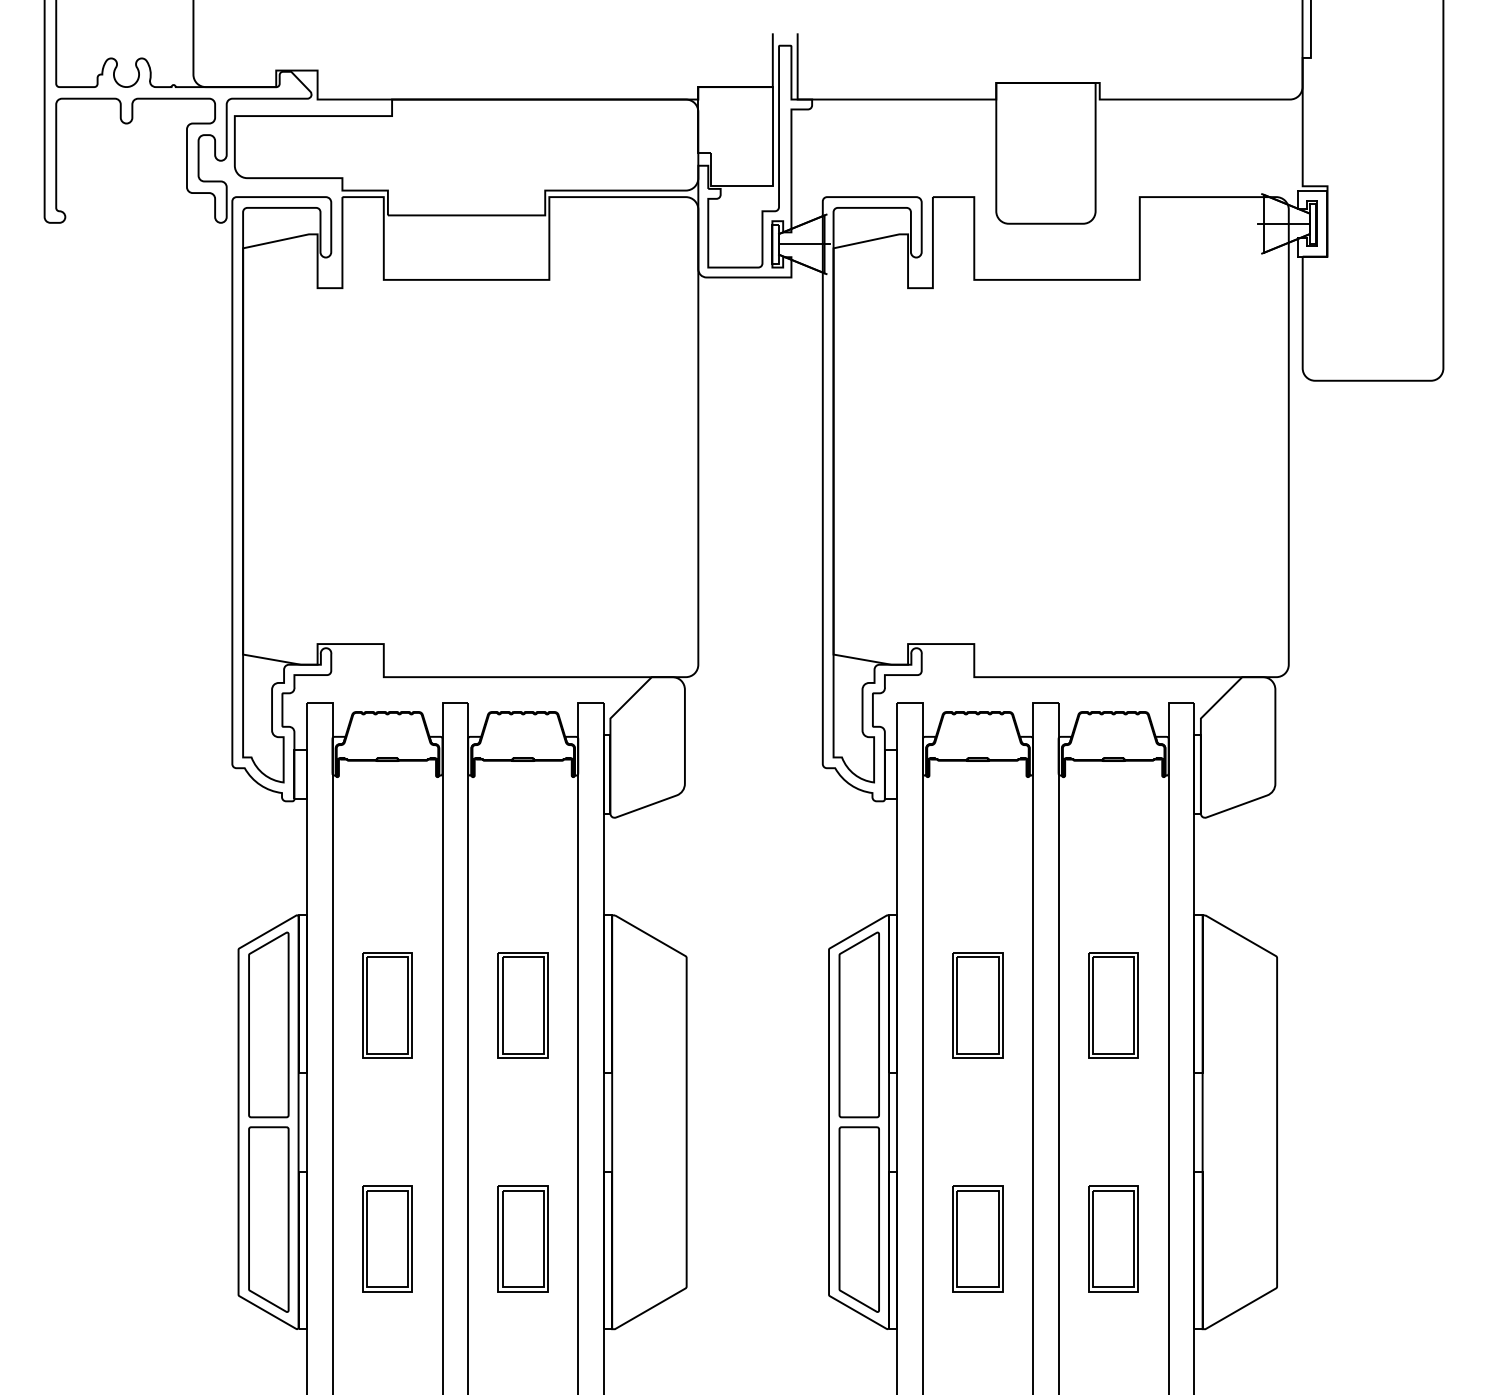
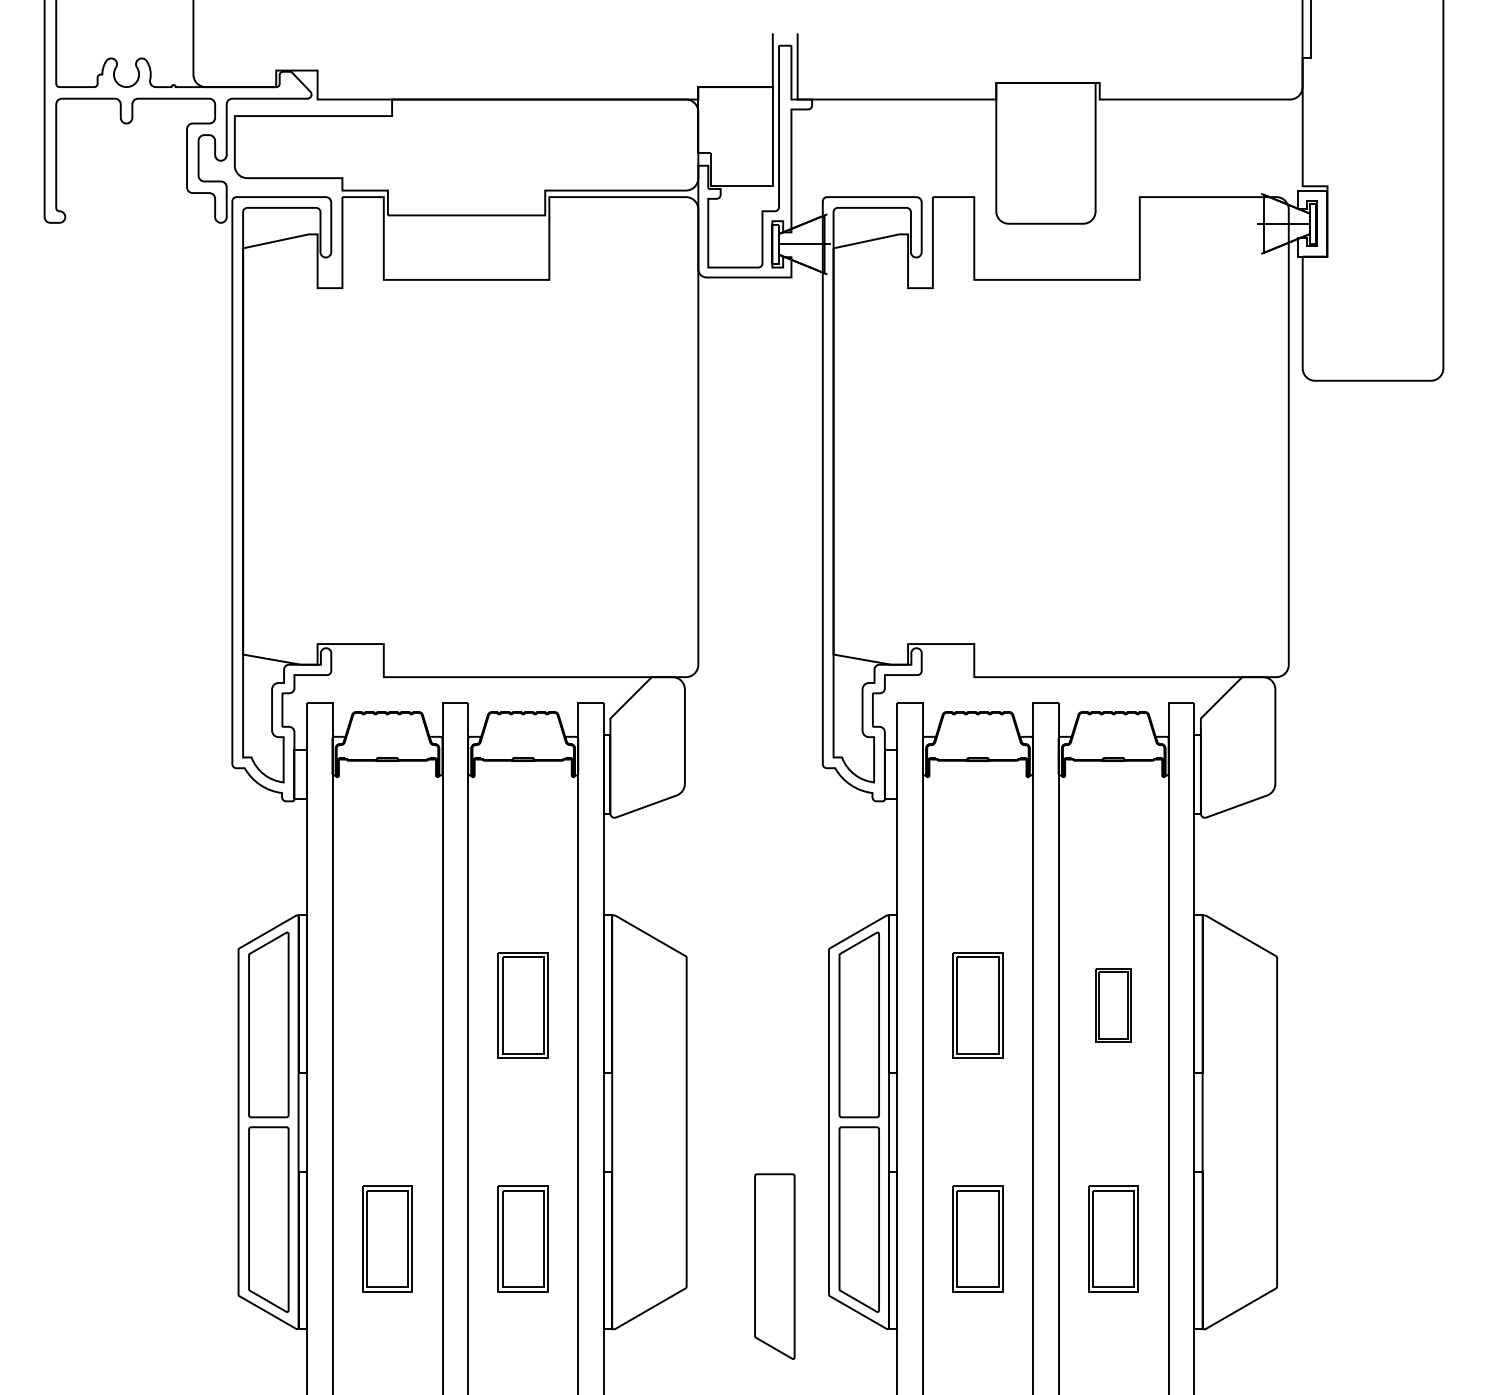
part: present -> none (387, 1005)
part size: 51x107 px -> 37x75 px (1113, 1005)
part: none -> present (774, 1266)
